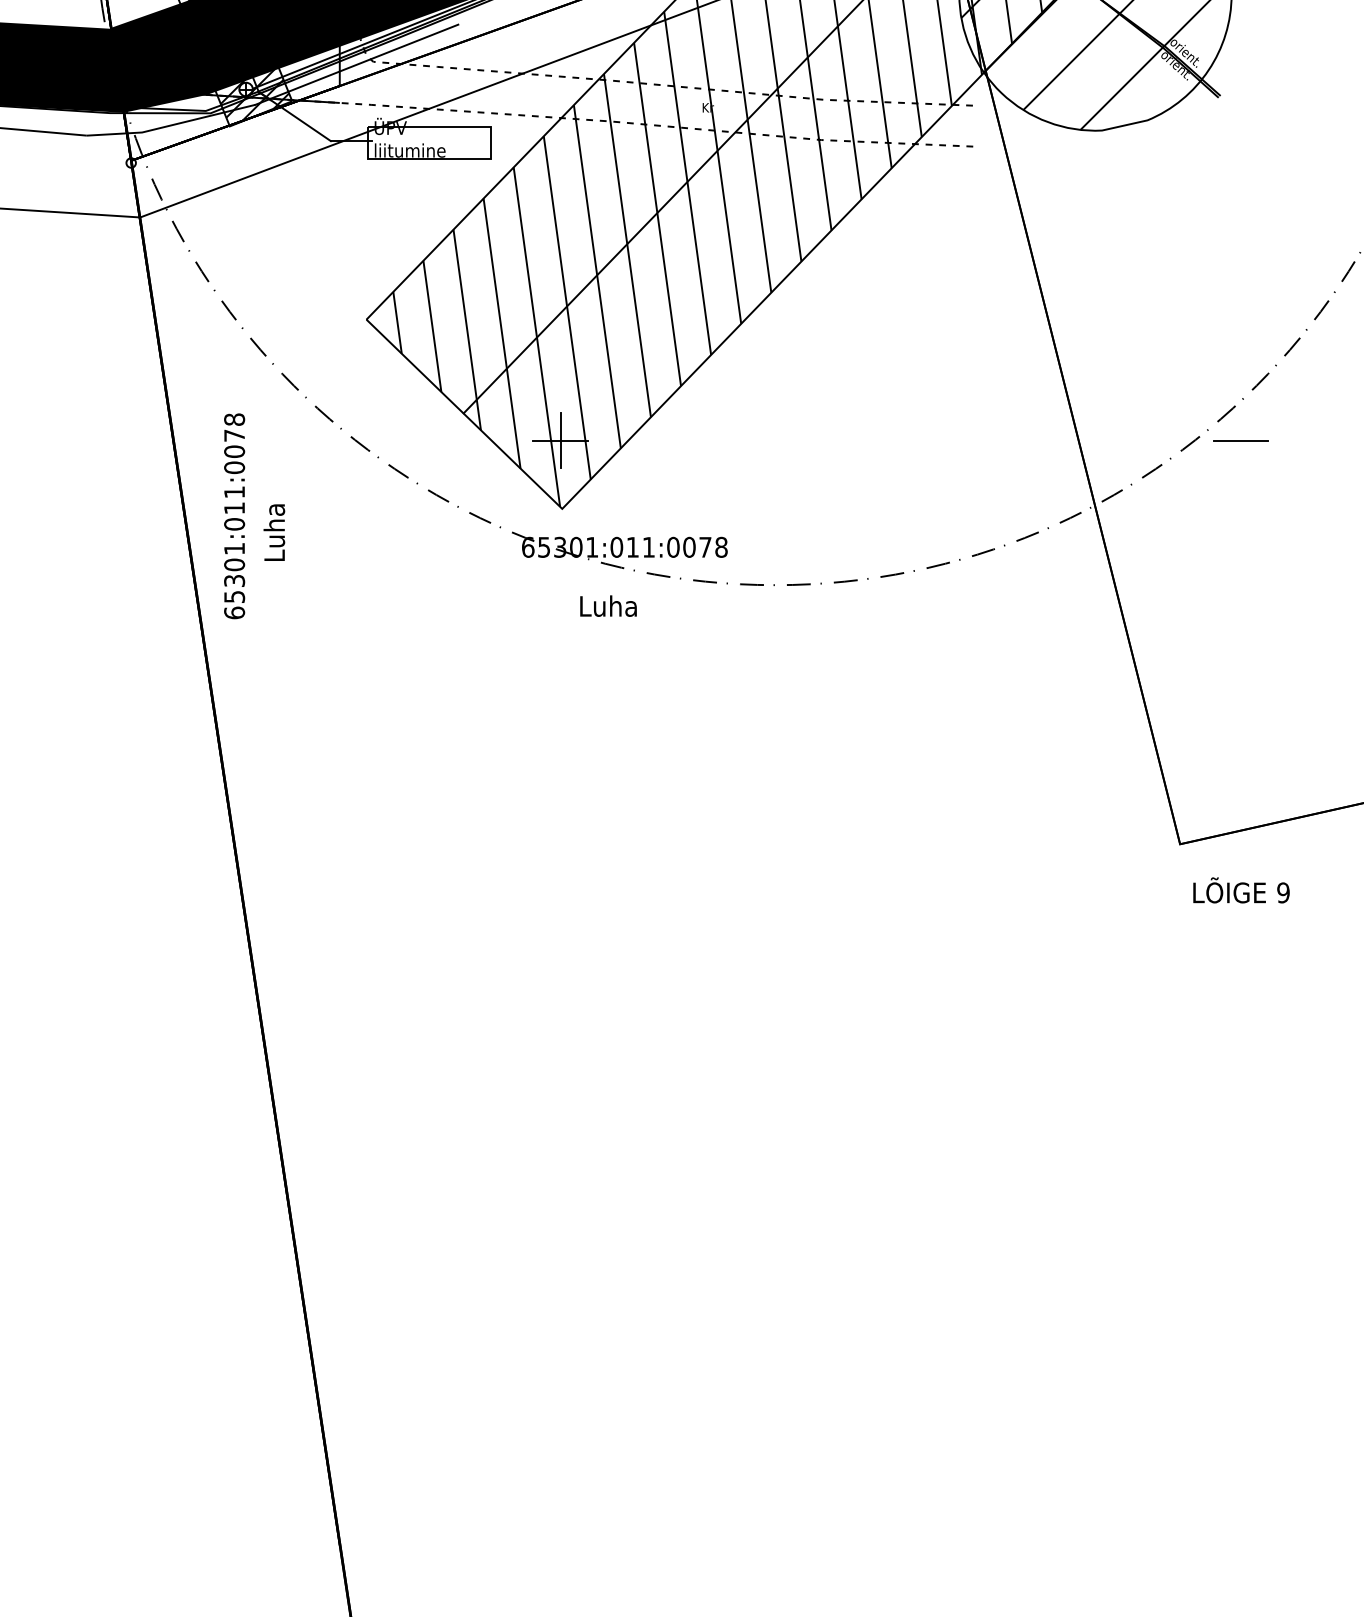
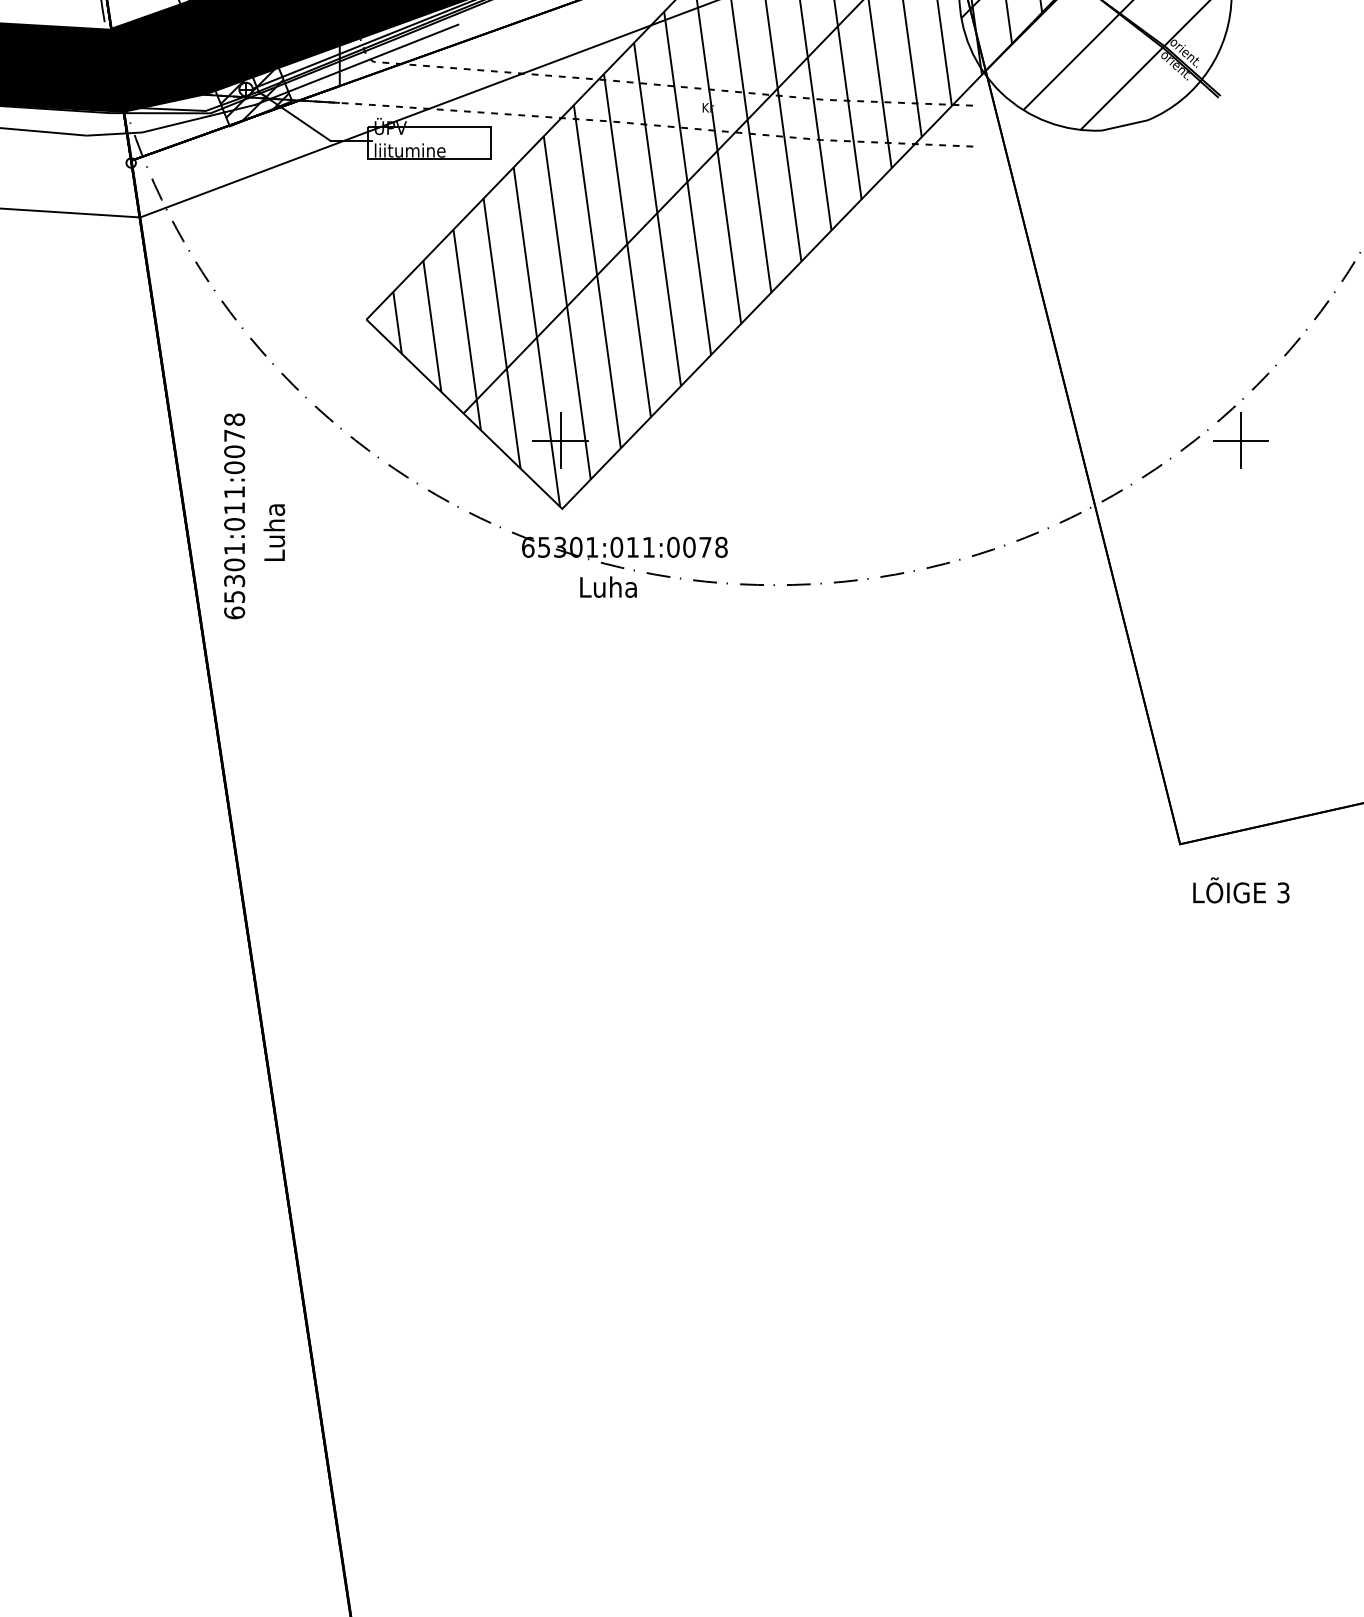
line: none -> present (1241, 440)
text position: (608, 605) -> (608, 586) (608, 586)
text: 9 -> 3 (1283, 892)
